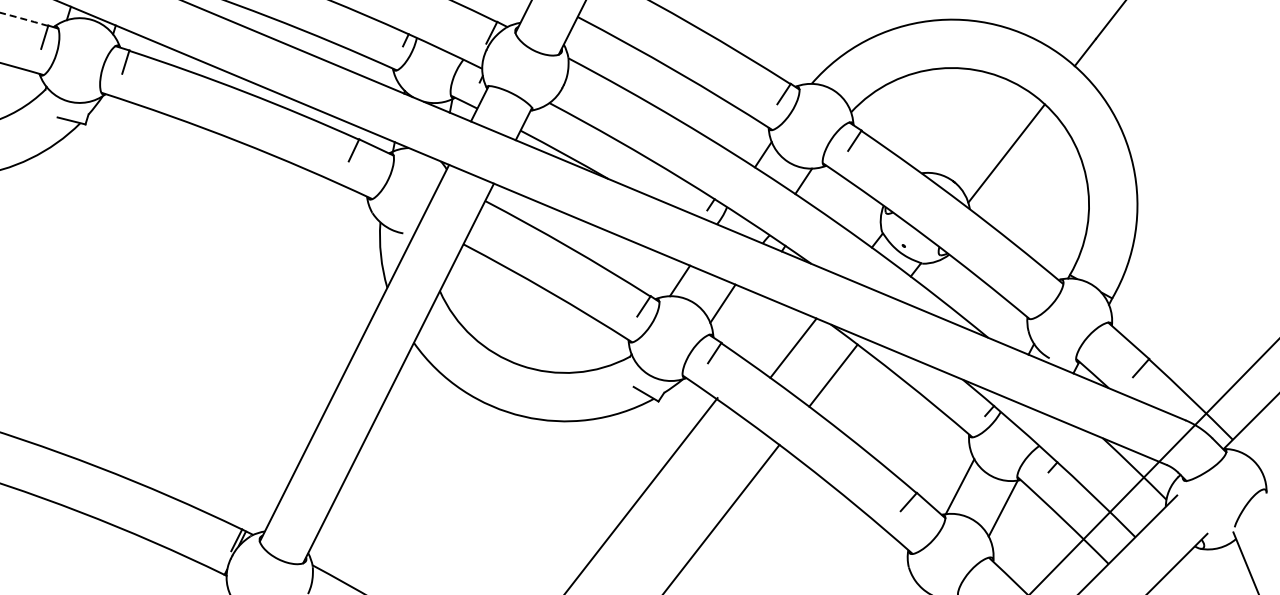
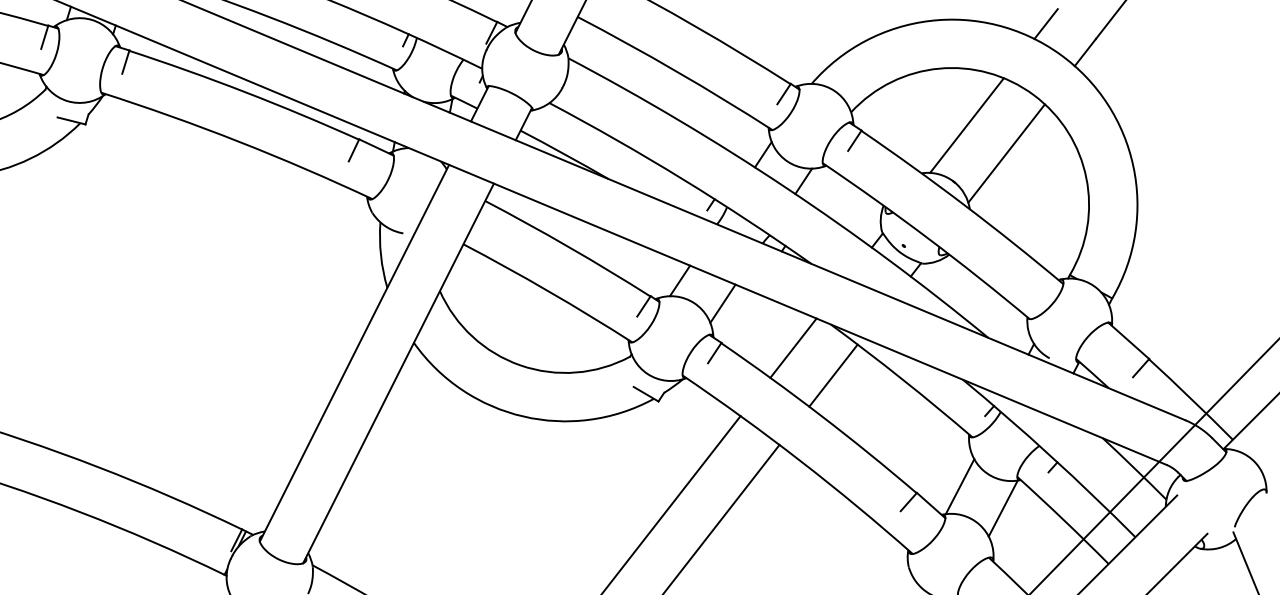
arc: dashed -> solid (24, 19)
line: none -> present (1045, 24)
line: none -> present (966, 125)
line position: (641, 494) -> (671, 503) (671, 503)
